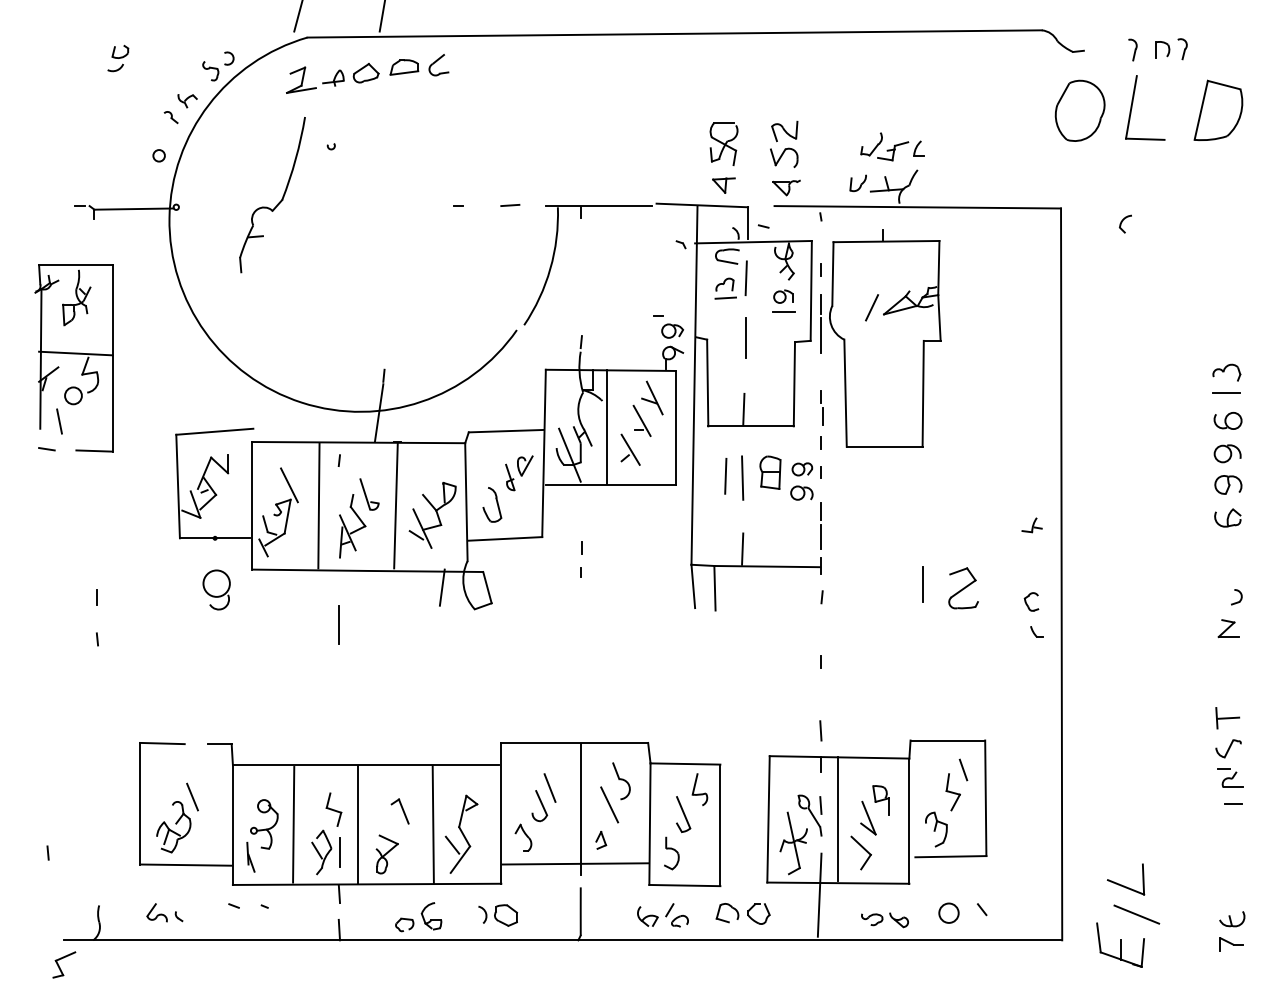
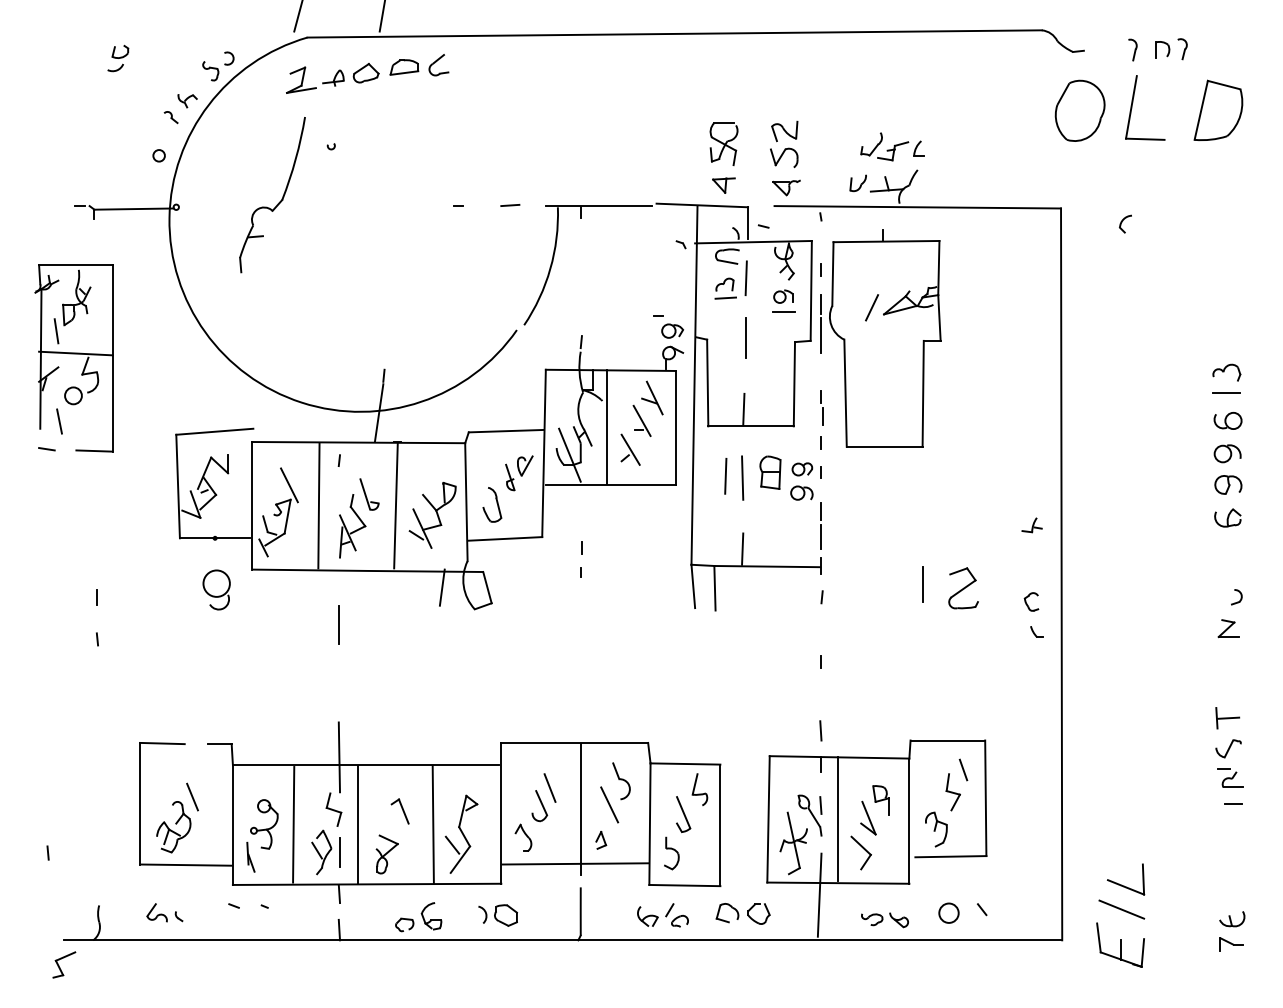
line: none -> present (56, 331)
line: none -> present (339, 757)
line position: (1136, 914) -> (1121, 909) (1121, 909)
